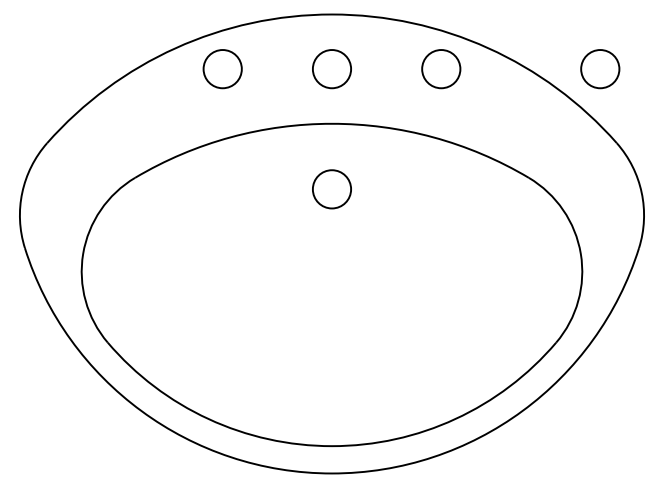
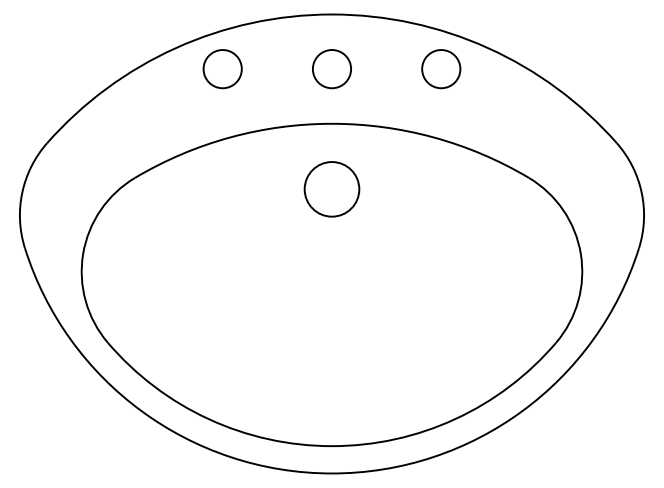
circle: present -> none (600, 69)
circle diameter: 38 px -> 55 px (331, 189)
